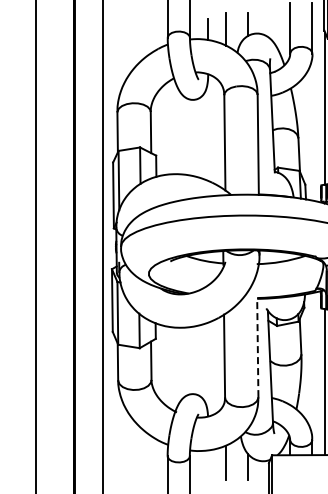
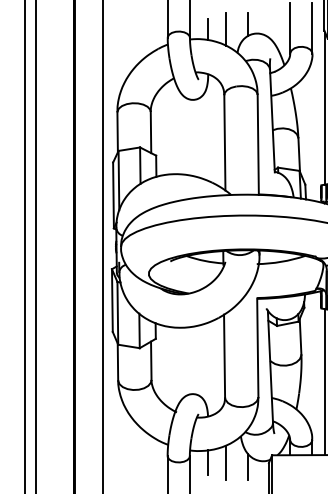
line: none -> present (24, 246)
line: dashed -> solid (257, 347)
line: none -> present (208, 462)
